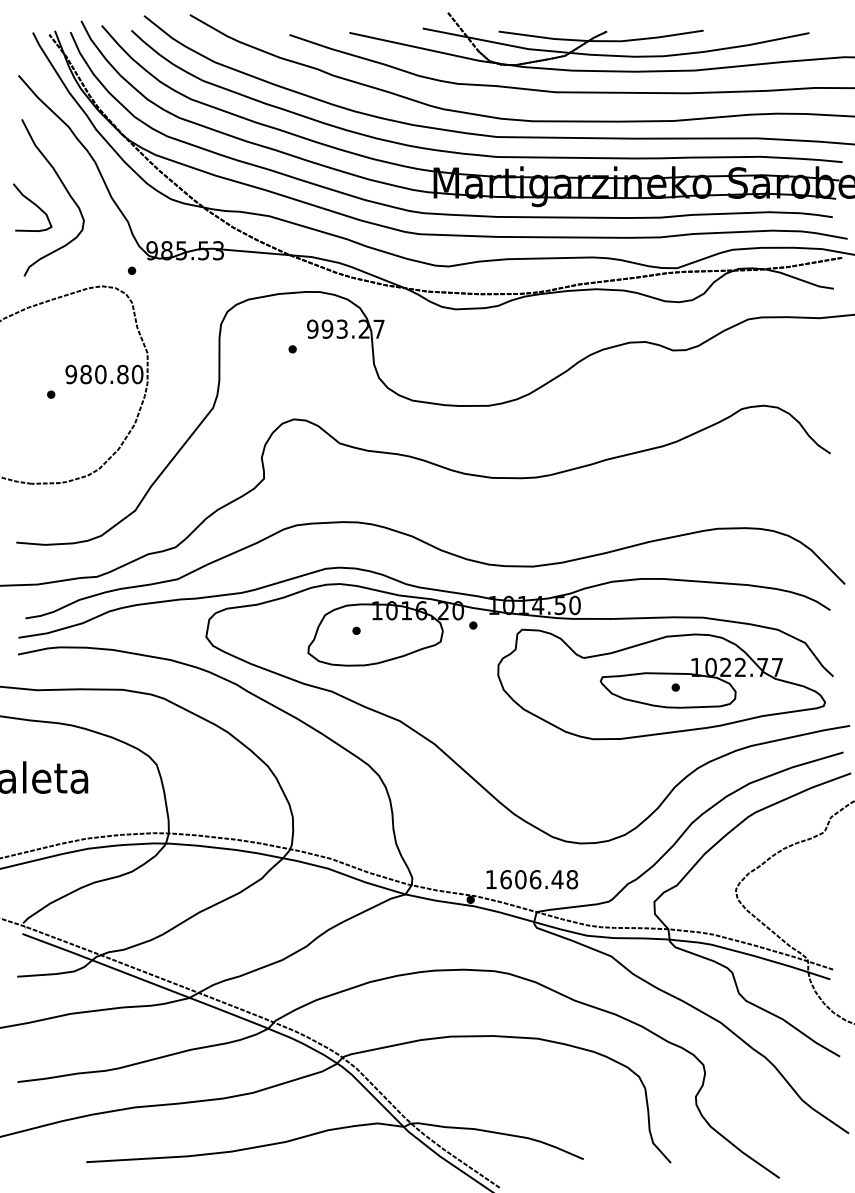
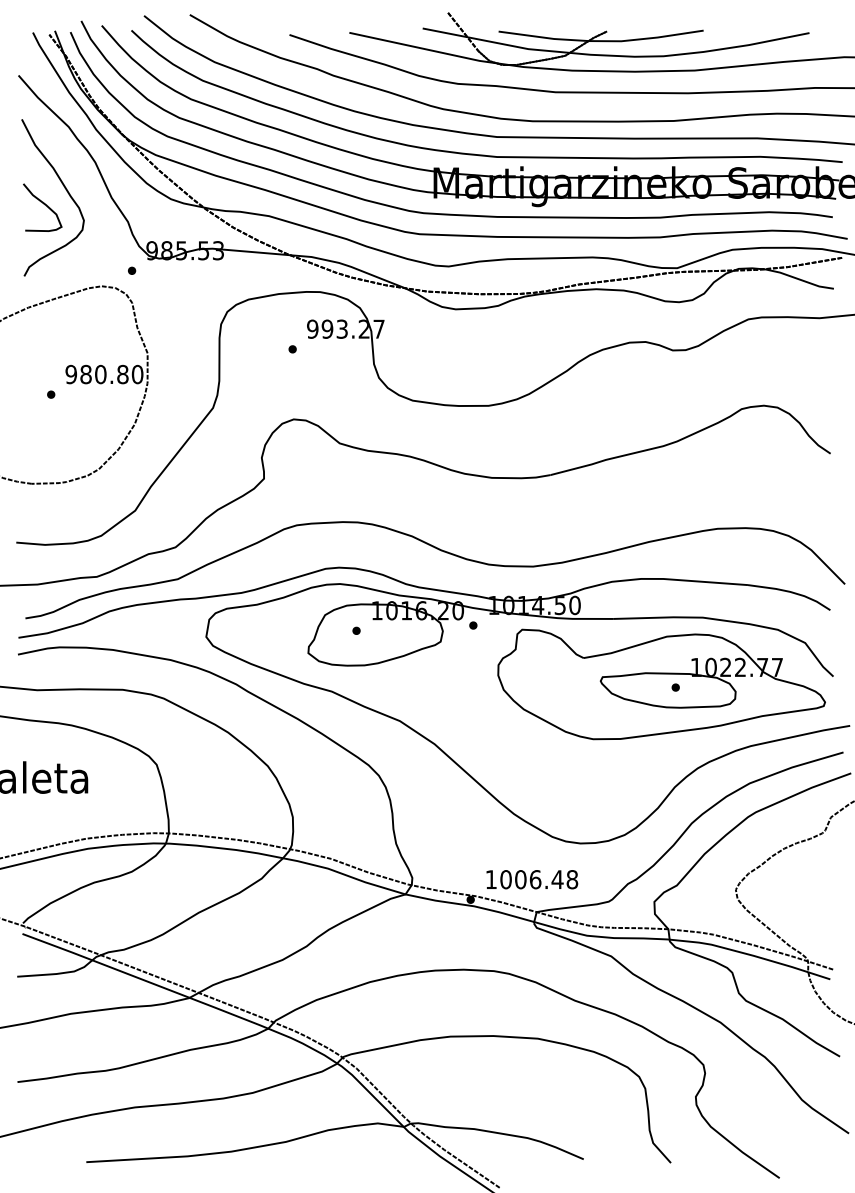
curve position: (34, 205) -> (44, 205) (44, 205)
text: 1606.48 -> 1006.48 (505, 879)
